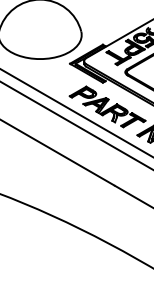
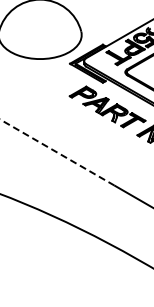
line: present -> none (76, 112)
line: present -> none (76, 125)
line: solid -> dashed (57, 152)
